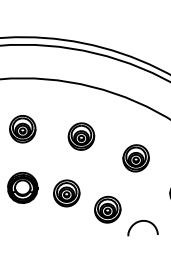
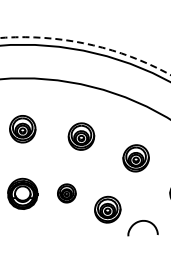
arc: solid -> dashed (88, 44)
part position: (22, 187) -> (22, 193) (22, 193)
part size: 28x29 px -> 20x21 px (66, 193)
